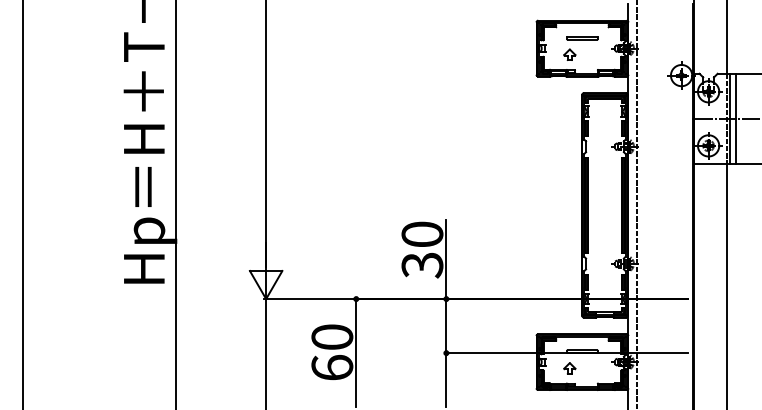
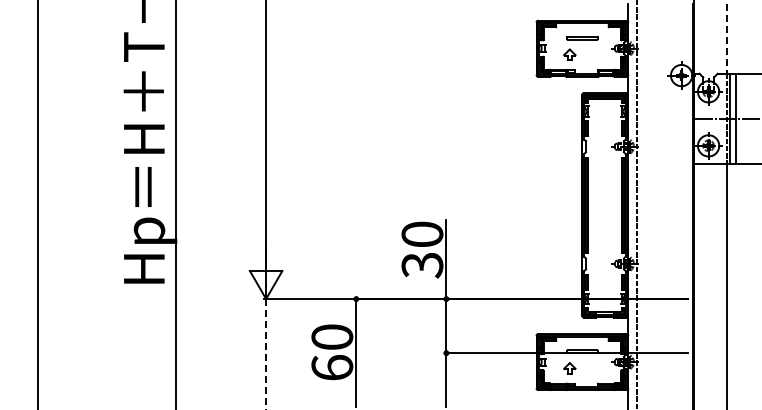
line: solid -> dashed (726, 37)
line position: (22, 204) -> (37, 204) (37, 204)
line: solid -> dashed (266, 354)
